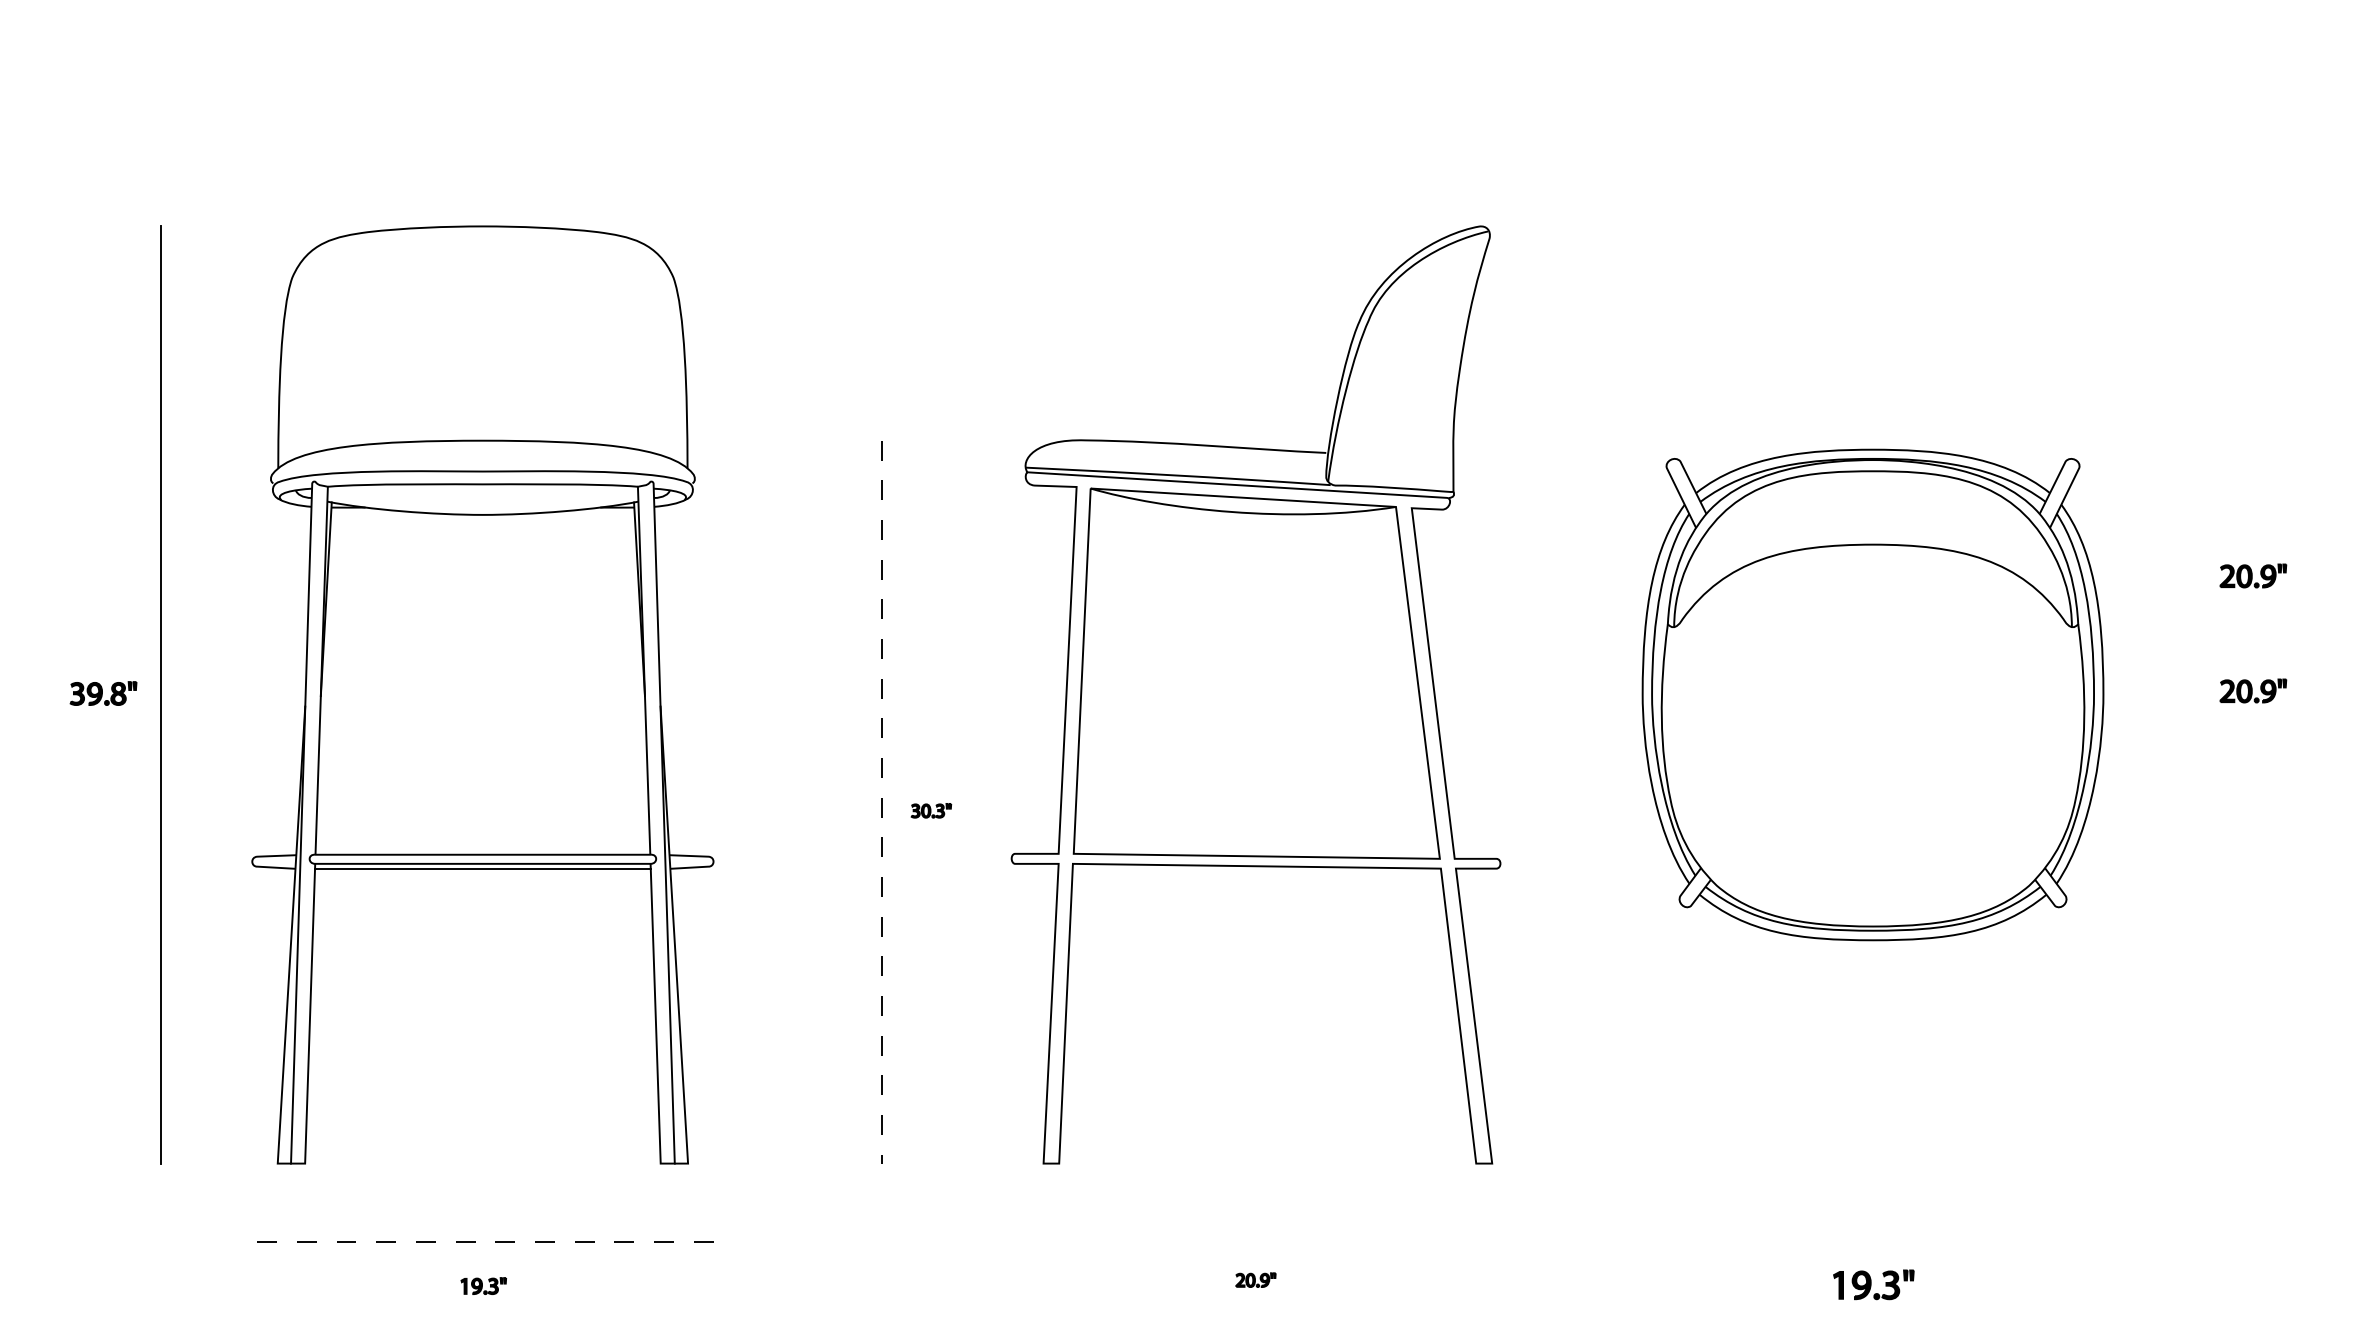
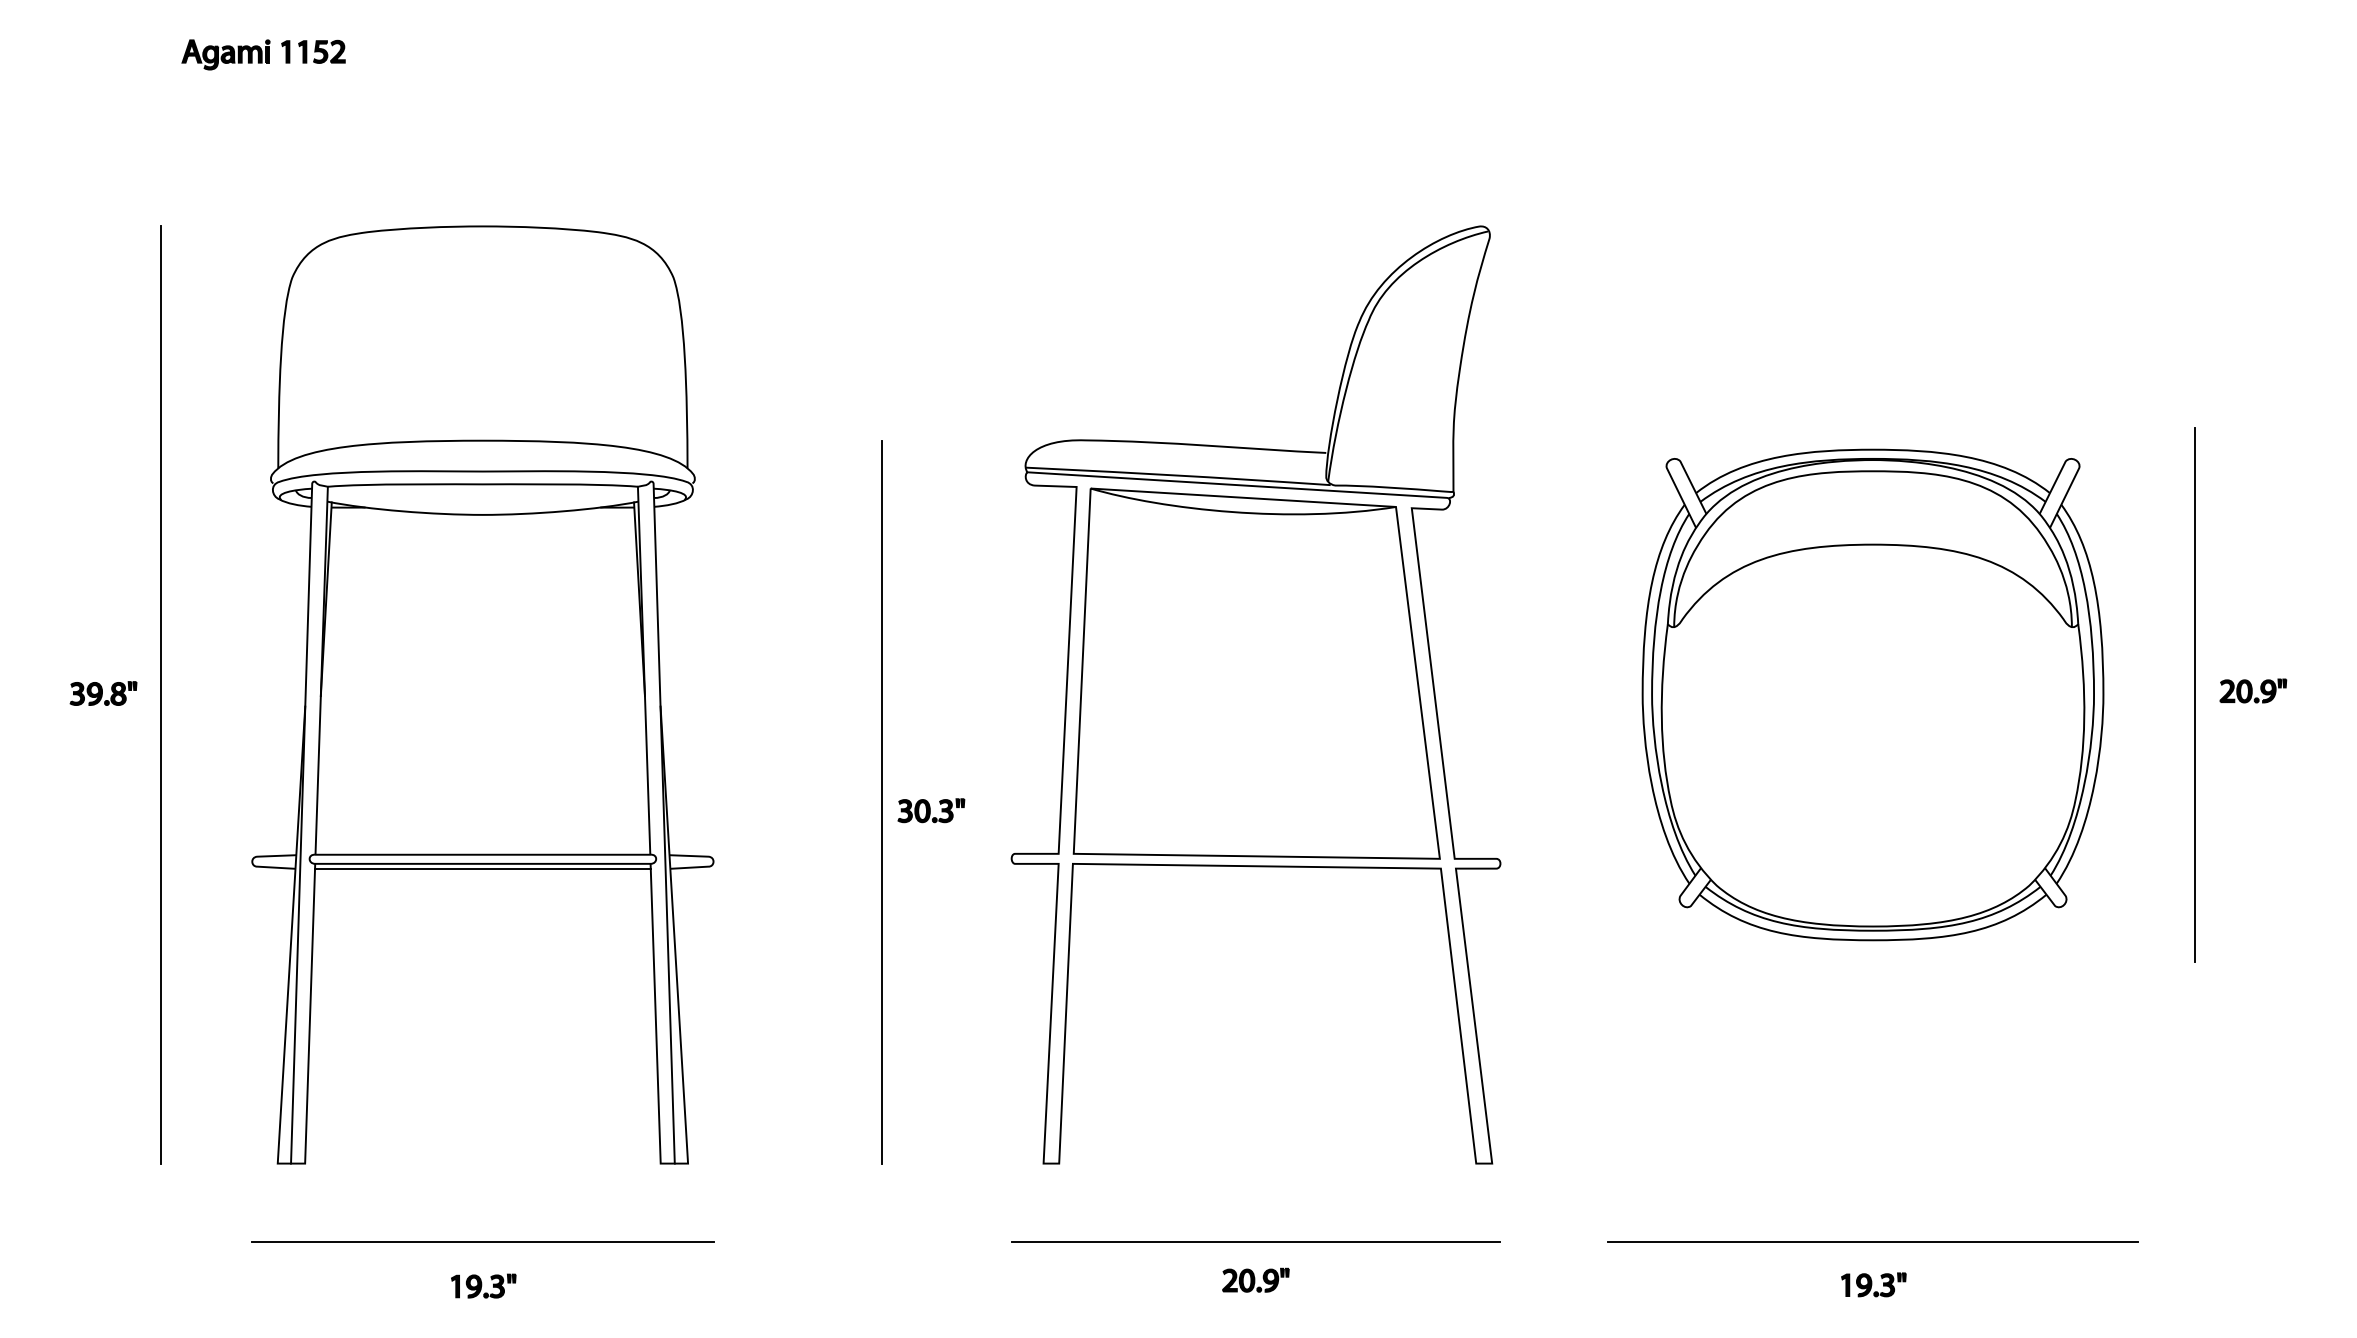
part: none -> present (263, 54)
part: present -> none (2253, 575)
line: none -> present (2195, 694)
line: dashed -> solid (881, 802)
part size: 43x16 px -> 69x26 px (931, 810)
line: dashed -> solid (482, 1241)
line: none -> present (1255, 1241)
line: none -> present (1872, 1241)
part size: 42x16 px -> 68x26 px (1255, 1279)
part size: 82x32 px -> 66x26 px (1873, 1284)
part size: 47x18 px -> 66x26 px (483, 1285)
